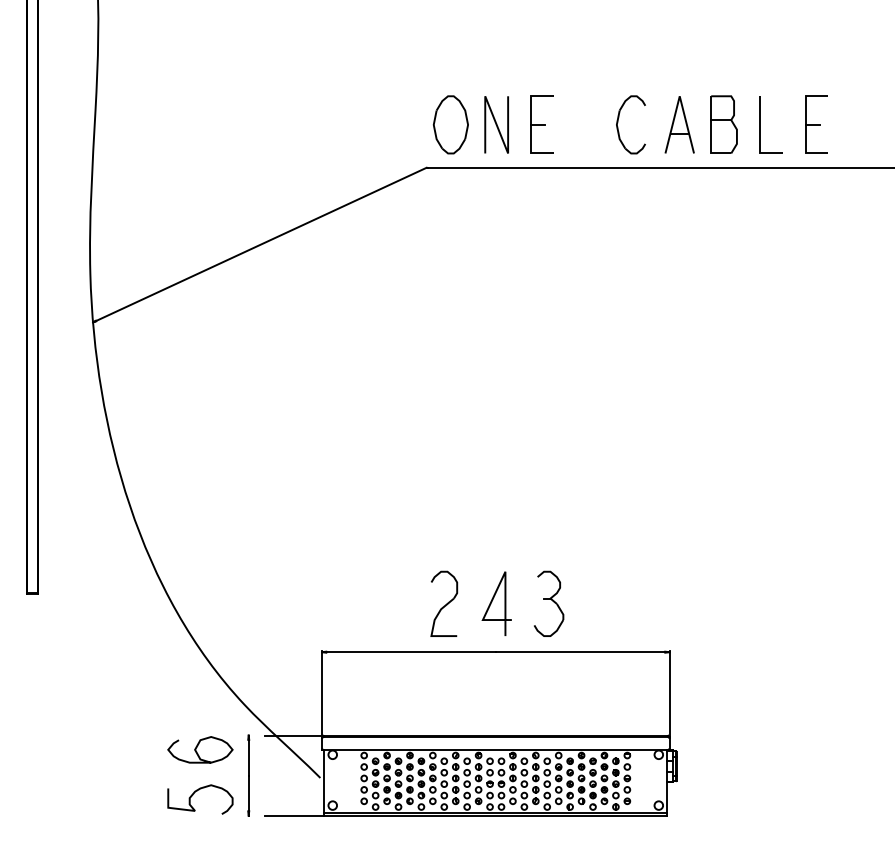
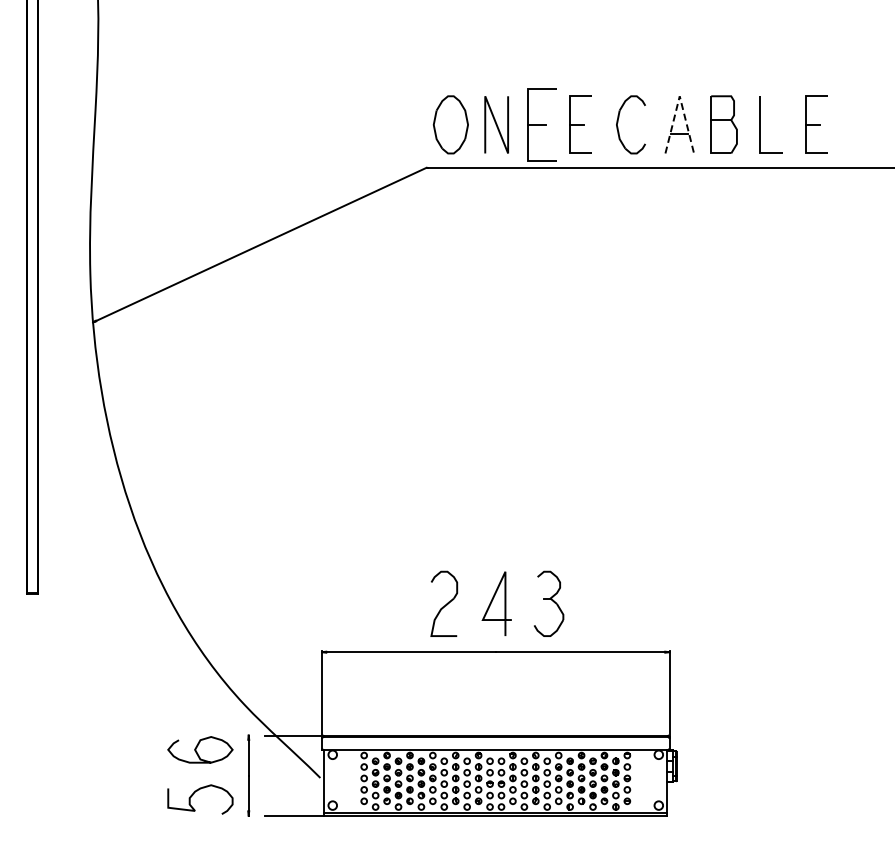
line: solid -> dashed (679, 96)
part size: 24x59 px -> 30x74 px (541, 124)
part: none -> present (580, 124)
